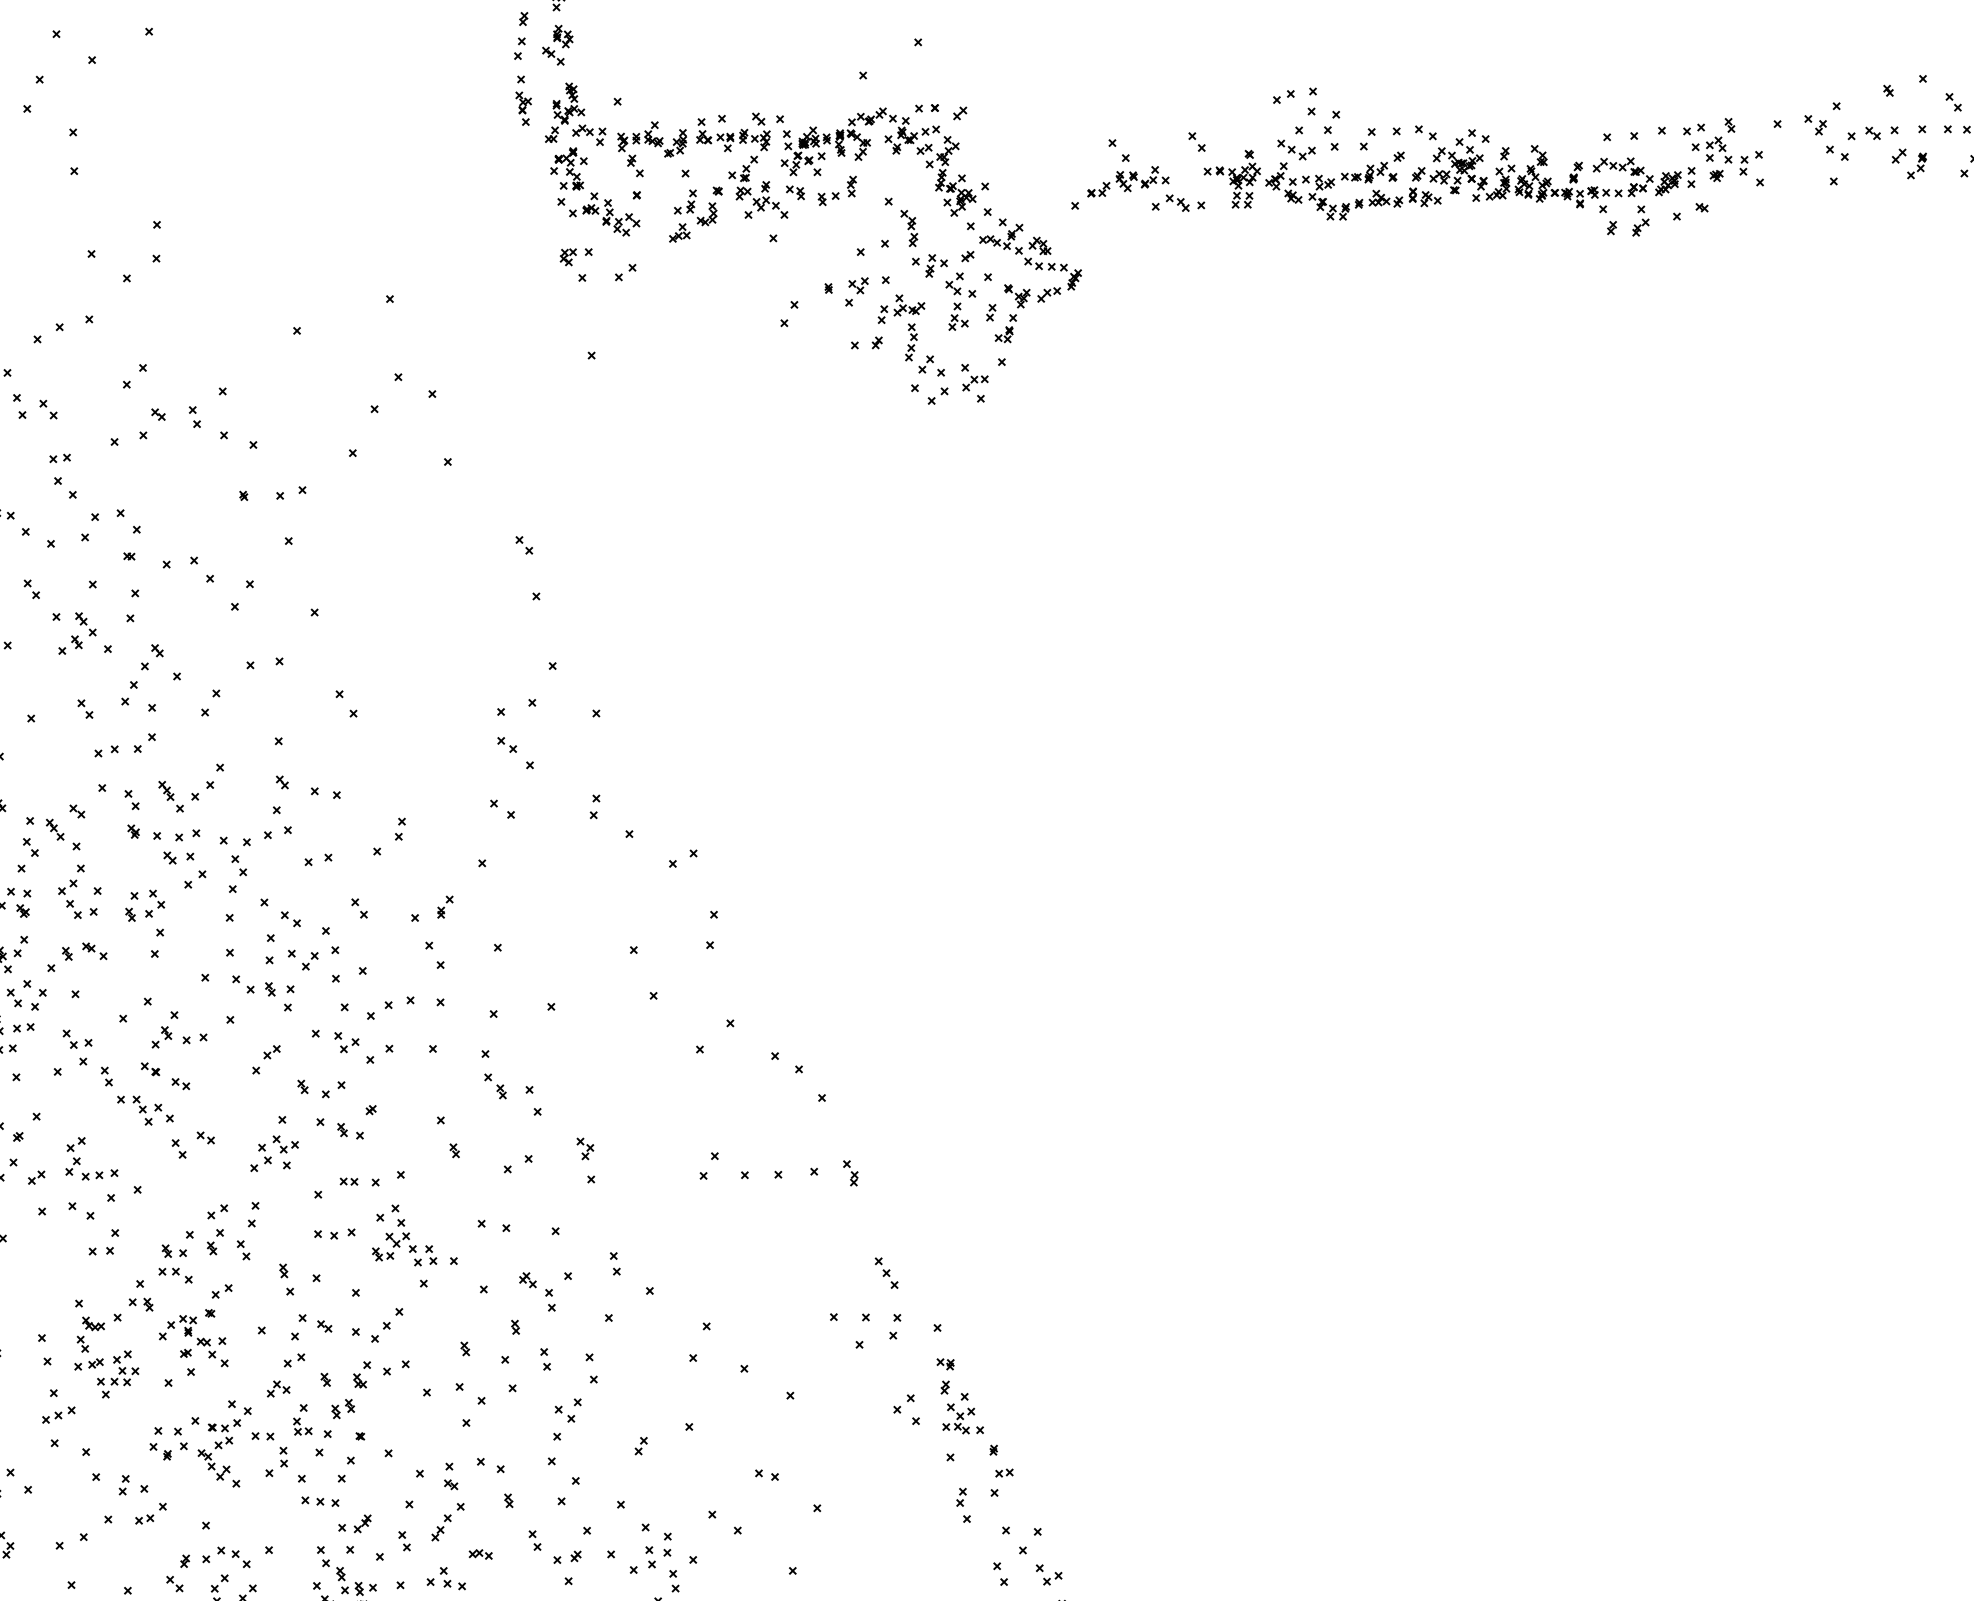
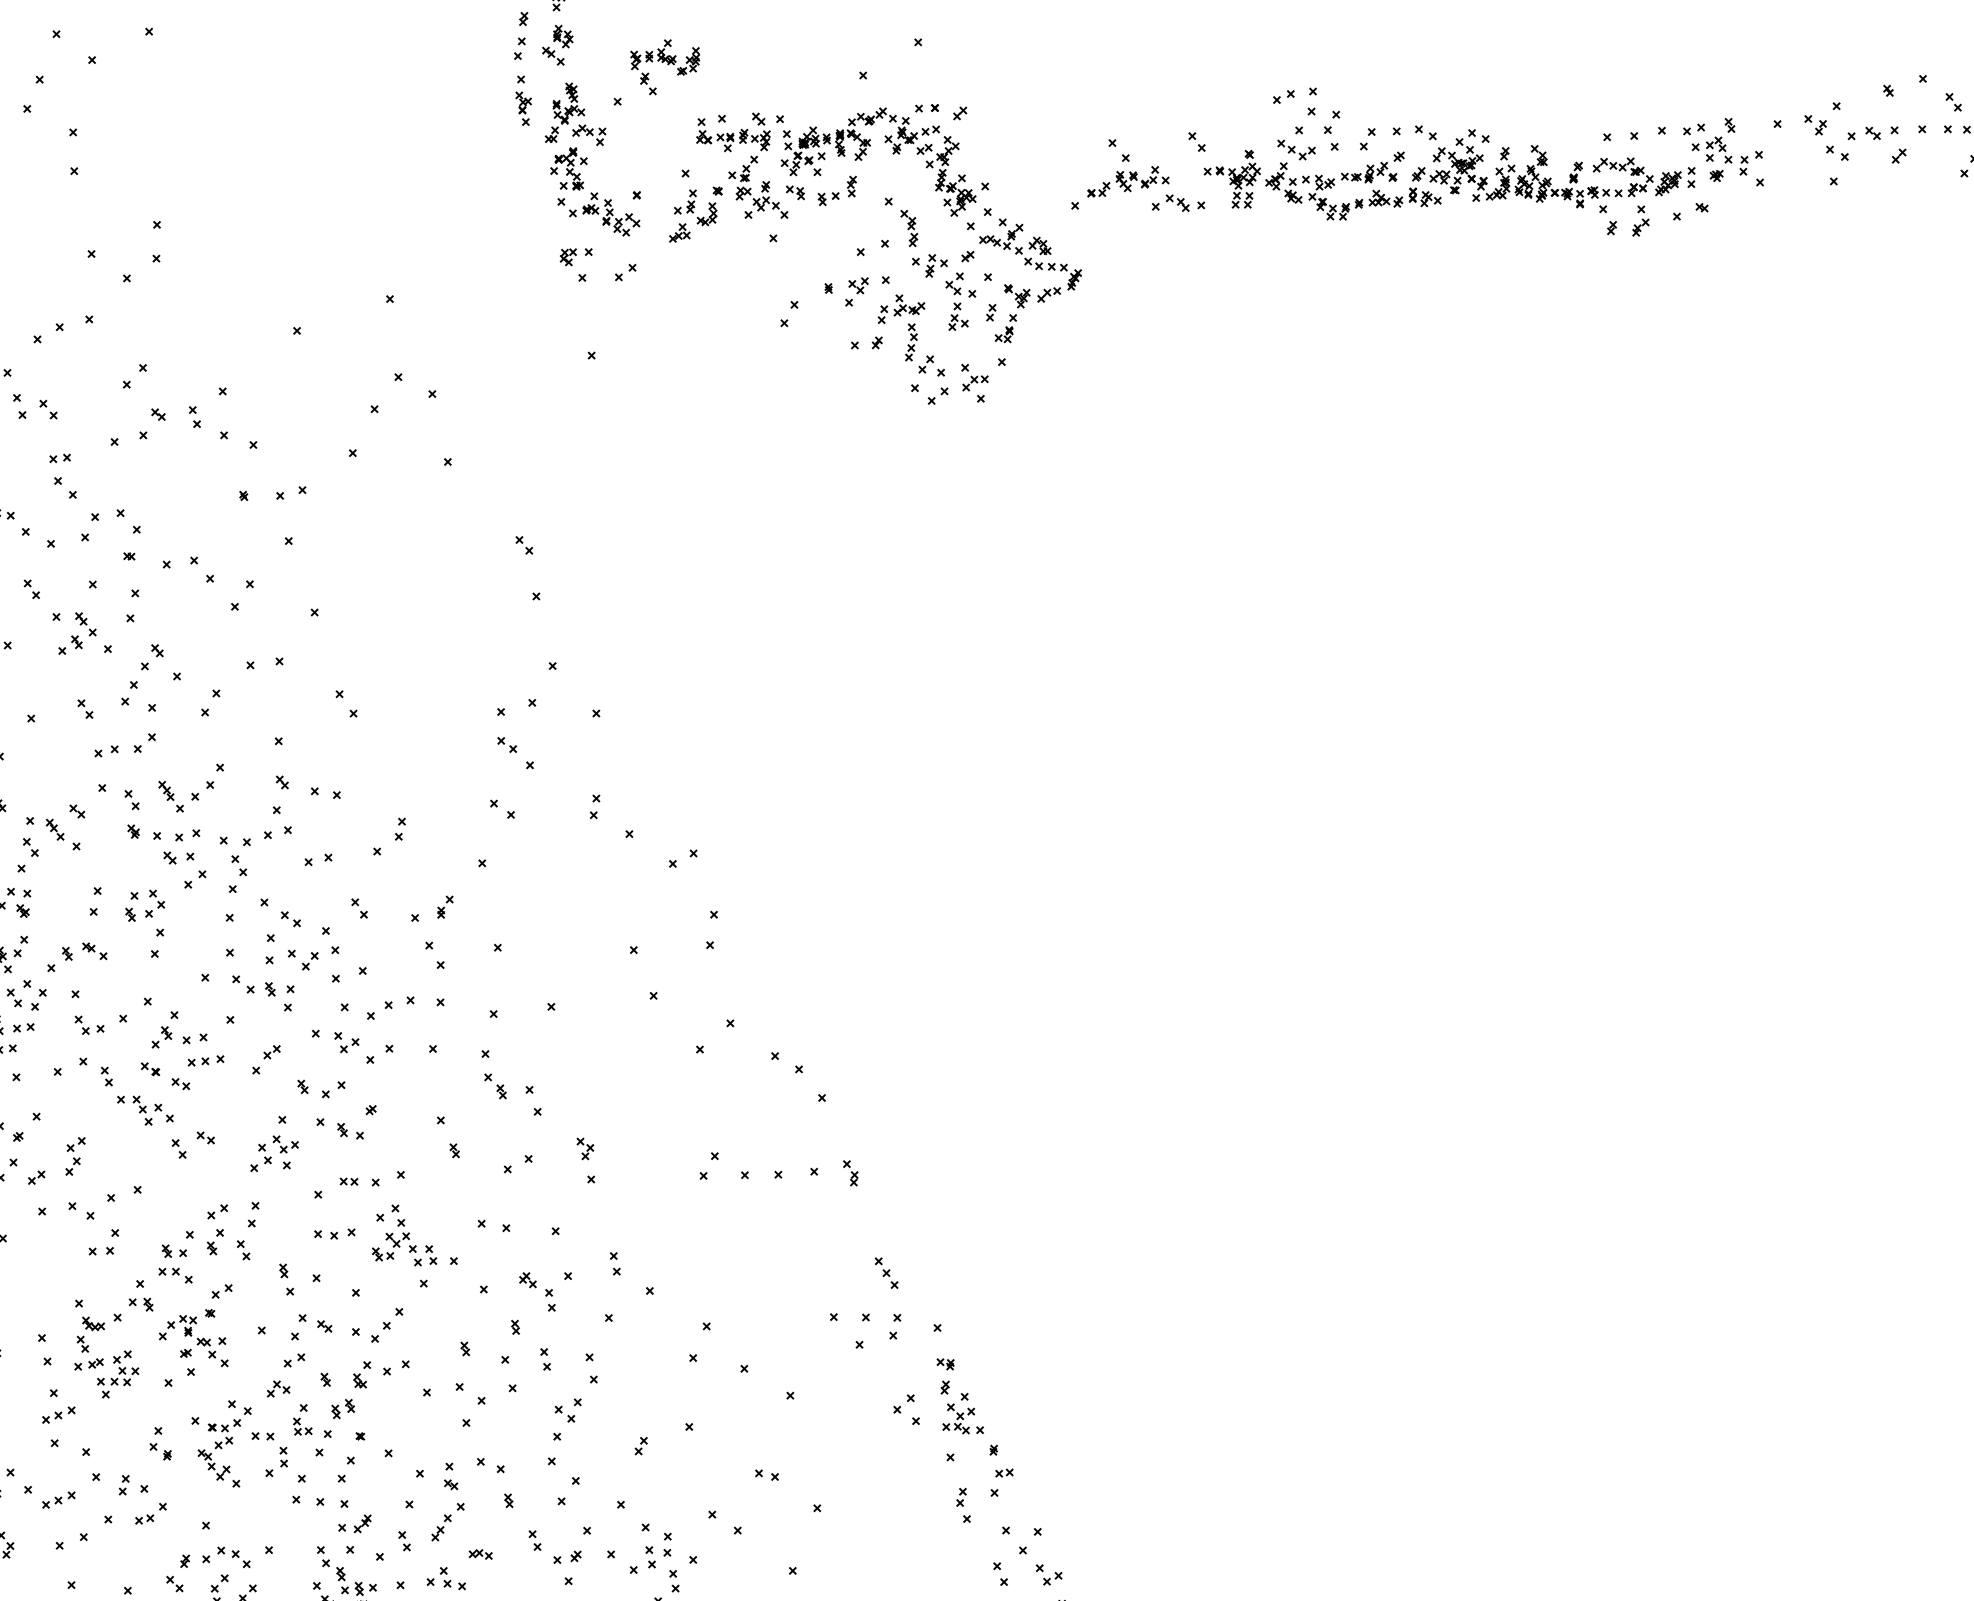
part position: (652, 149) -> (665, 67) (665, 67)
part: present -> none (1916, 165)
part: present -> none (71, 891)
part position: (77, 1038) -> (89, 1024) (89, 1024)
part position: (99, 1174) -> (205, 1060) (205, 1060)
part: present -> none (180, 1438)
part: none -> present (58, 1499)
part size: 39x11 px -> 57x13 px (320, 1501)
